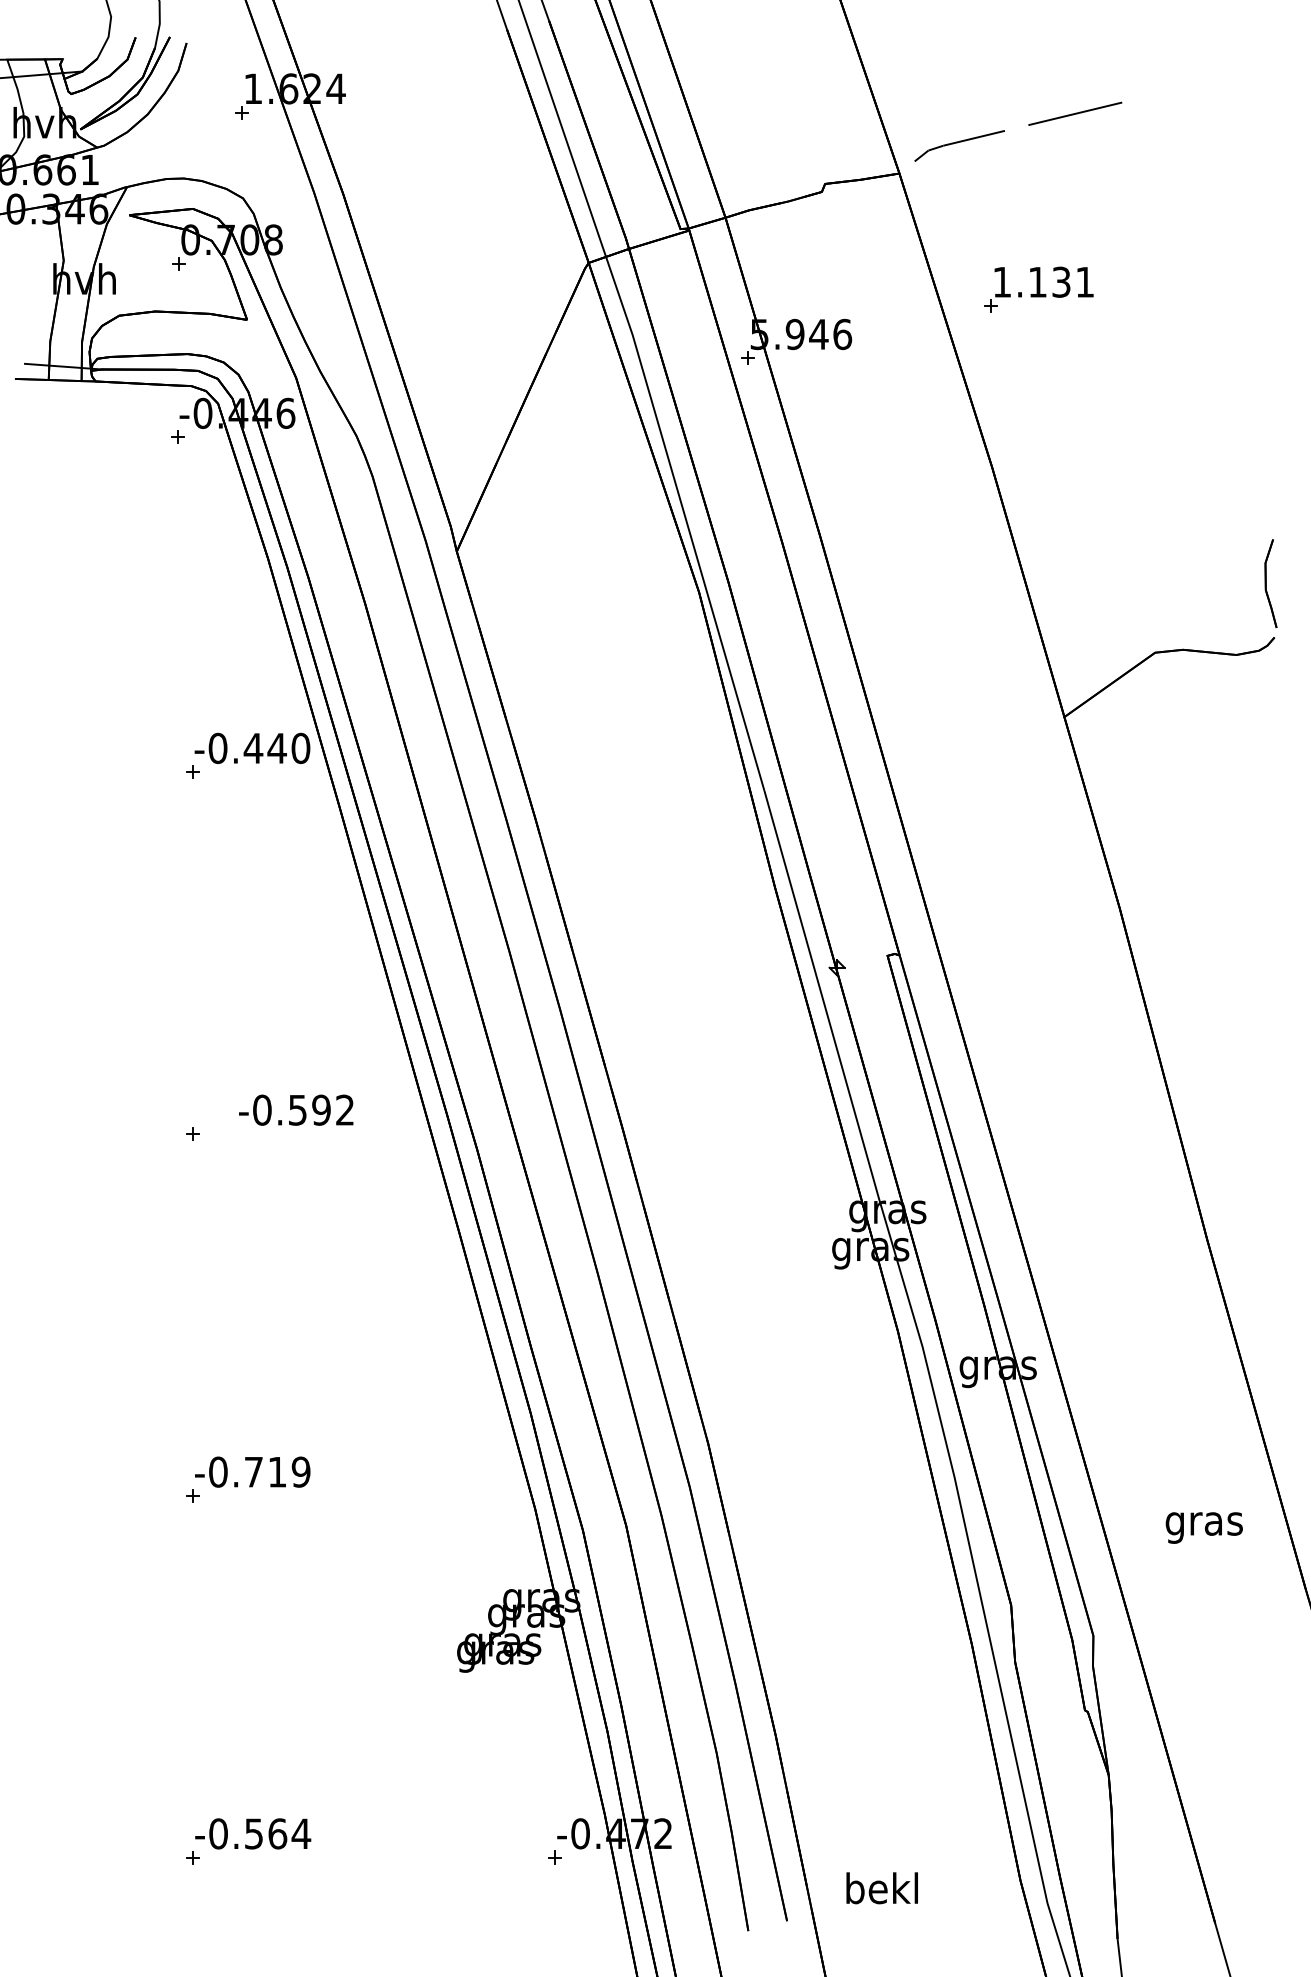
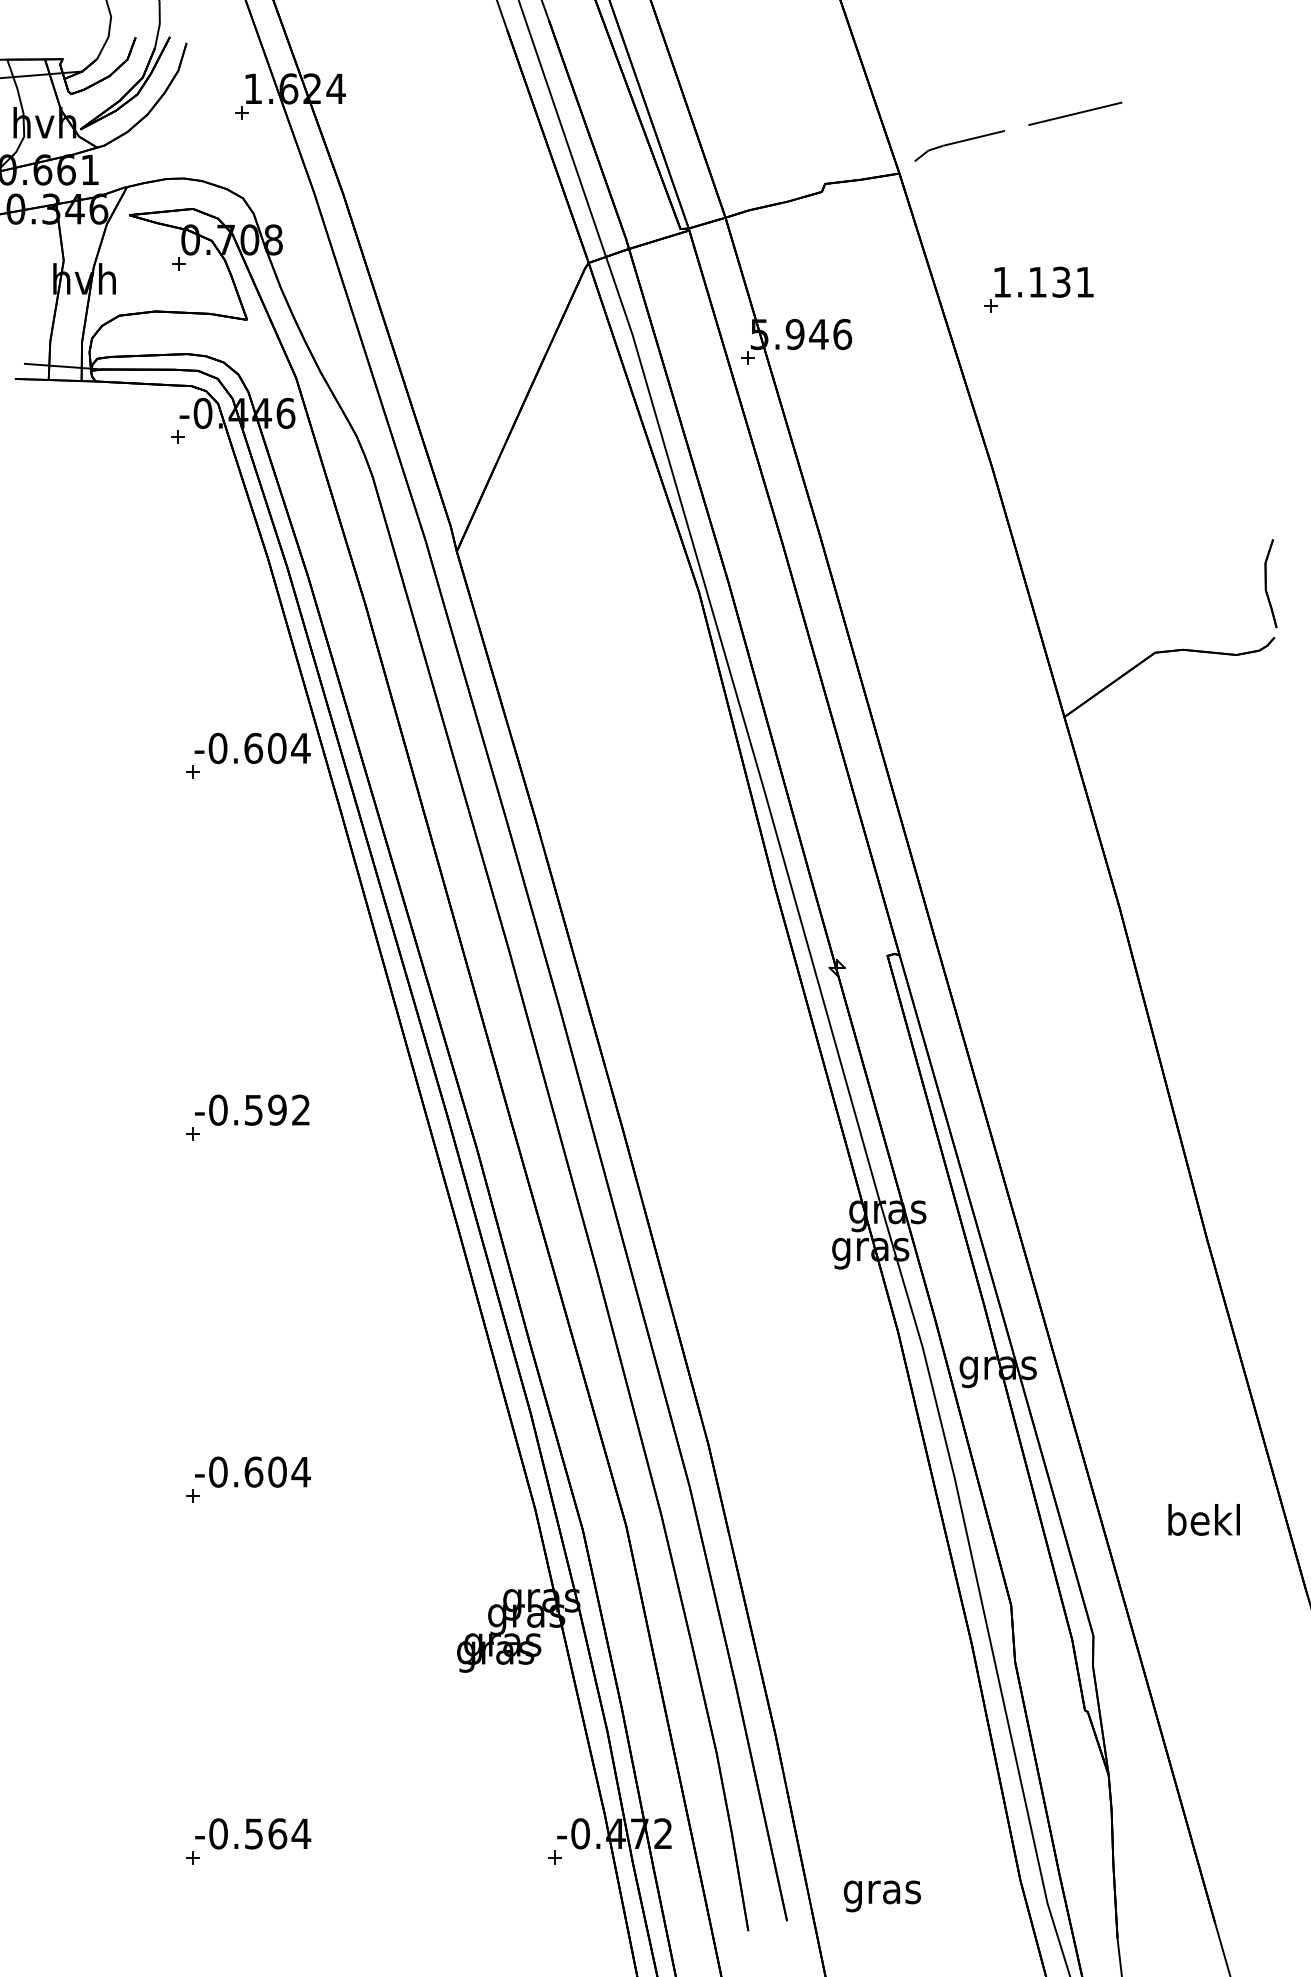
text: -0.440 -> -0.604 (276, 748)
text position: (296, 1109) -> (252, 1109) (252, 1109)
text: -0.719 -> -0.604 (277, 1471)
text: gras -> bekl (1203, 1523)
text: bekl -> gras (881, 1892)
